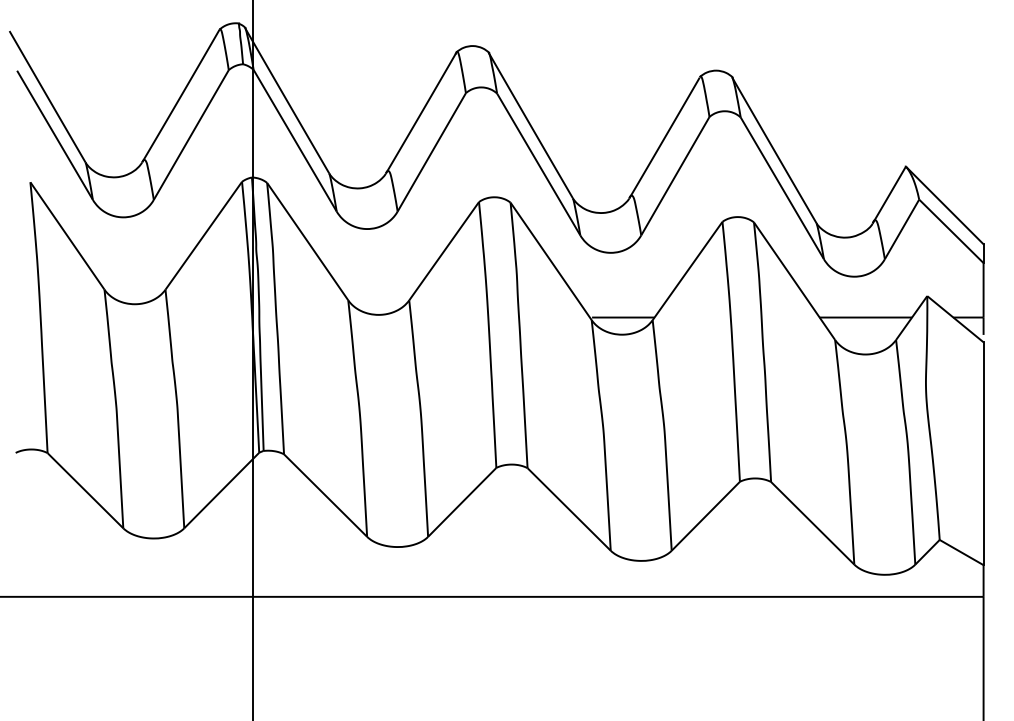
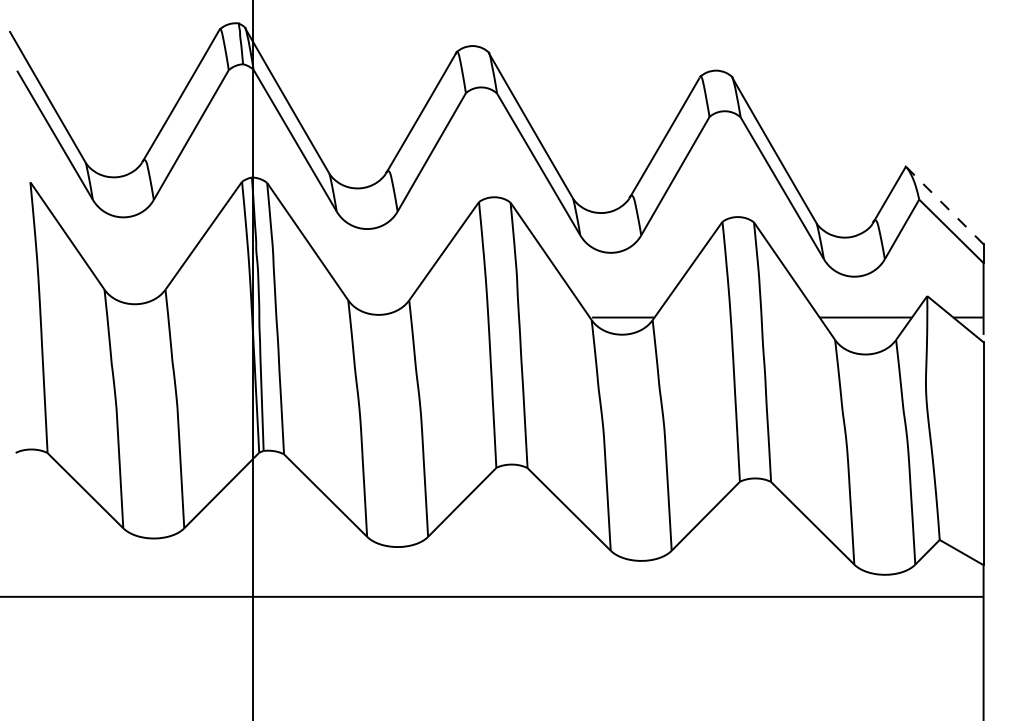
line: solid -> dashed (944, 205)
